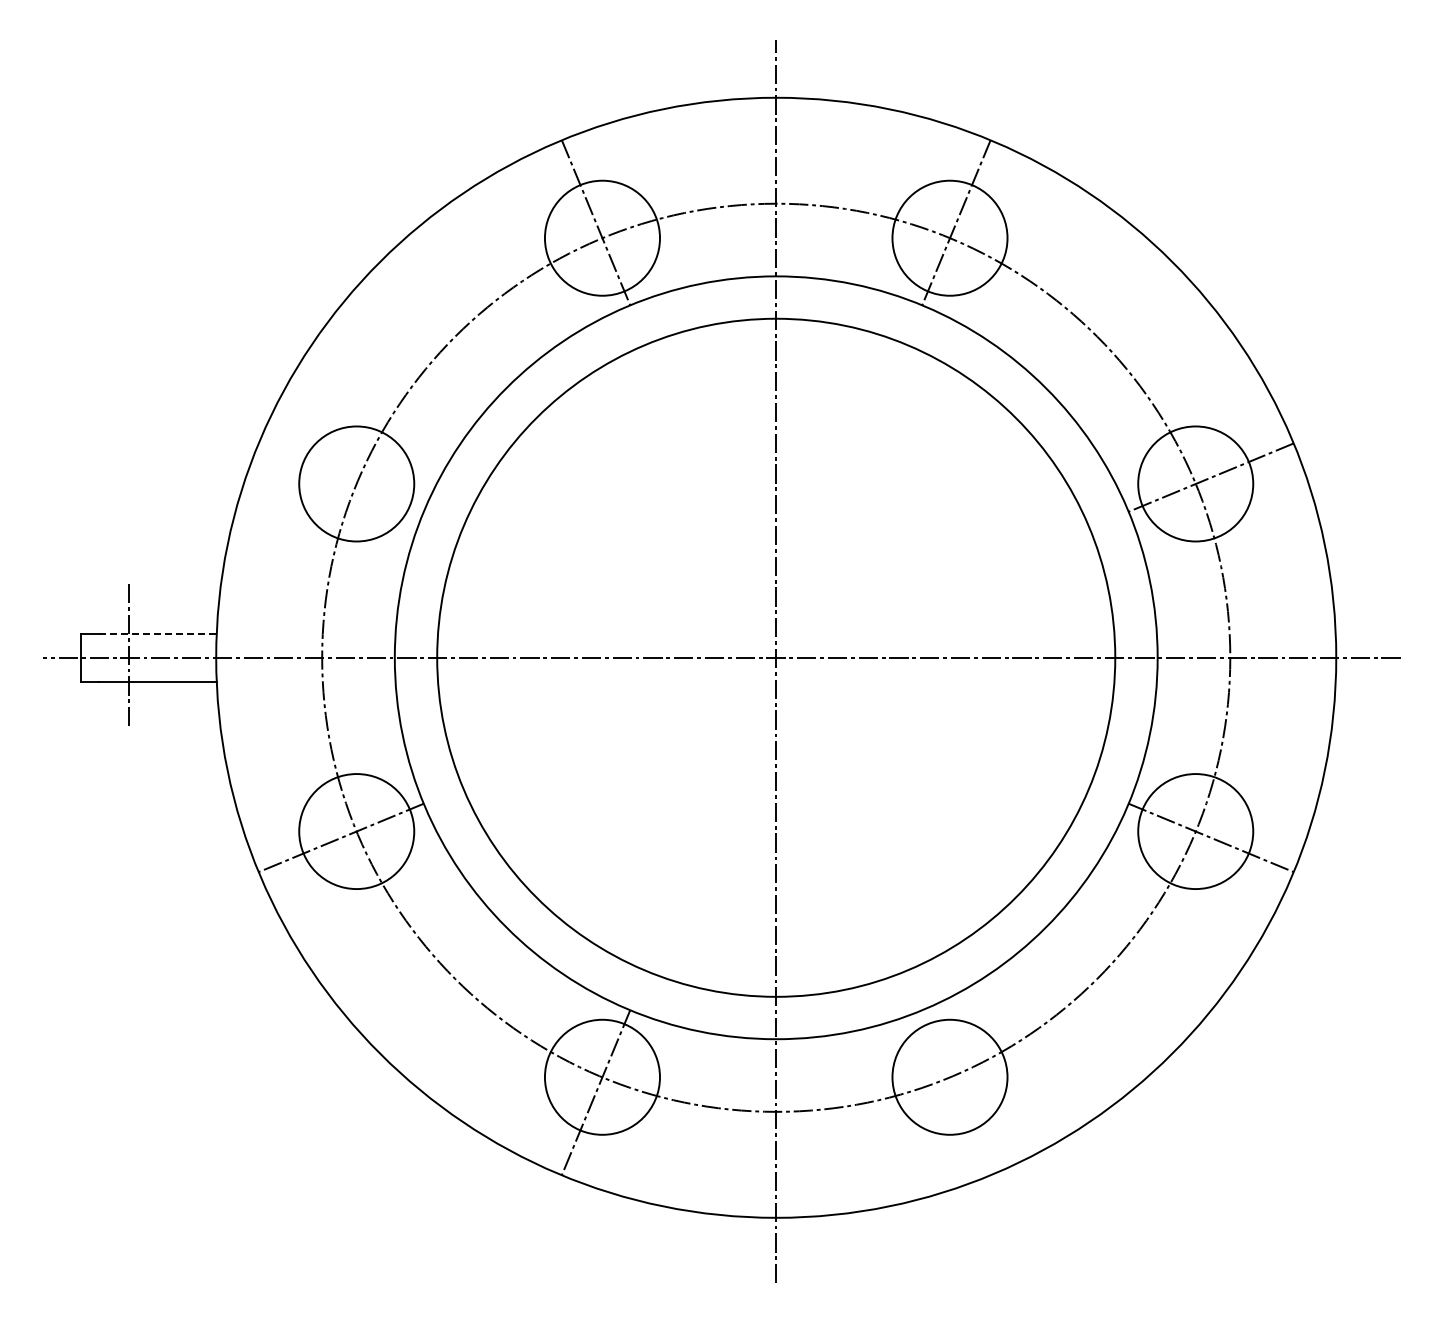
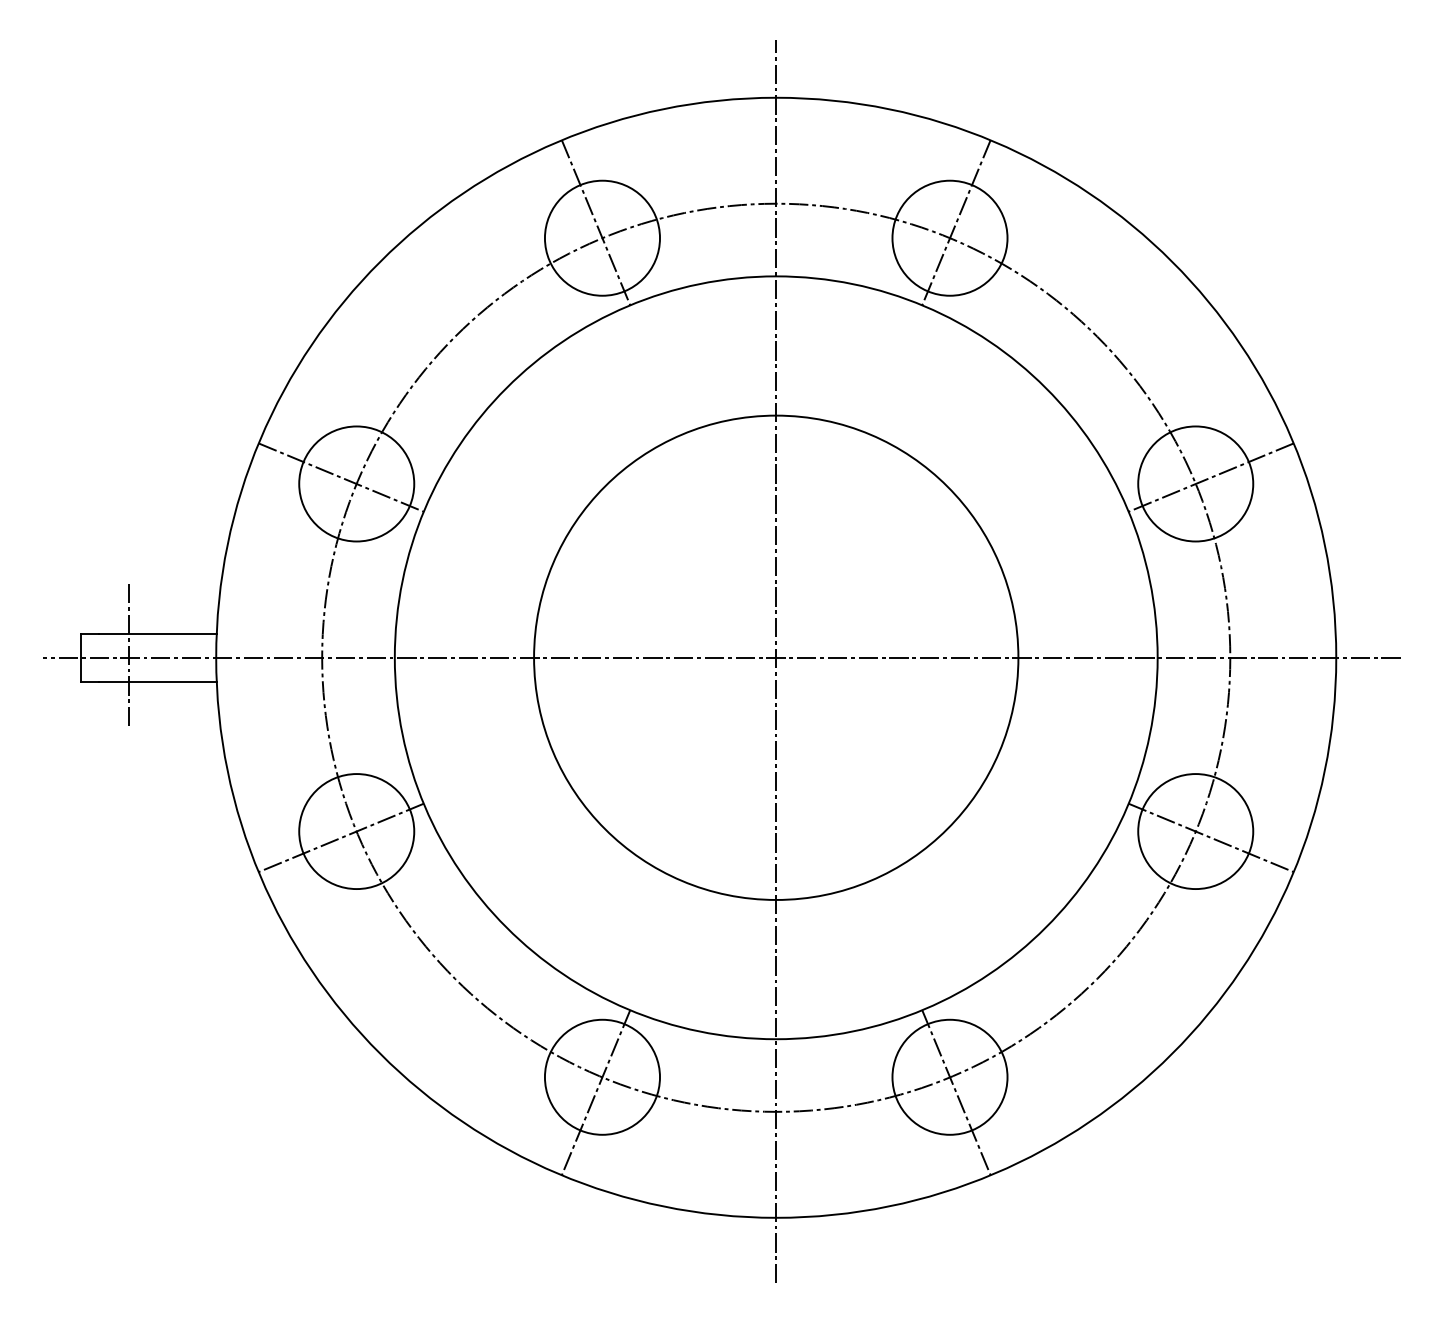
line: none -> present (340, 477)
line: dashed -> solid (157, 633)
circle diameter: 678 px -> 484 px (776, 657)
line: none -> present (956, 1092)
